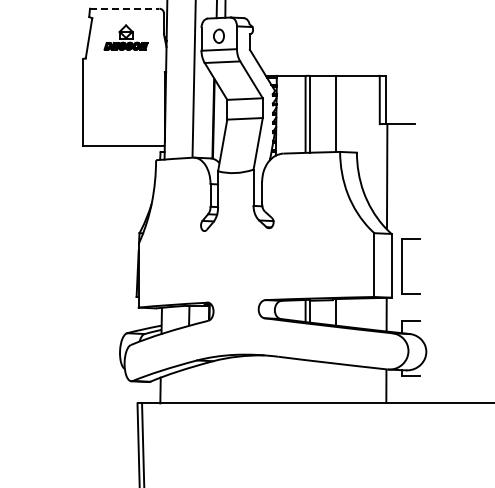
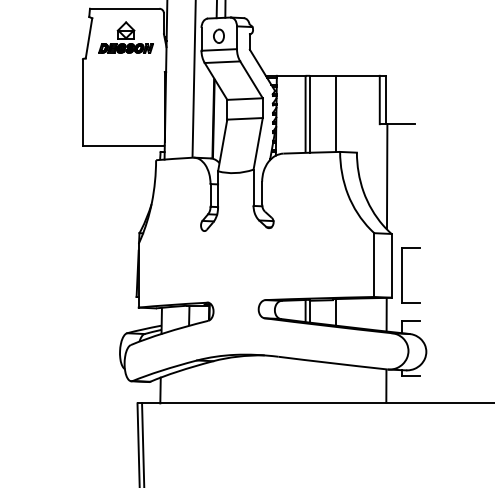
line: dashed -> solid (124, 8)
part size: 46x27 px -> 56x33 px (125, 37)
part position: (402, 266) -> (402, 275) (402, 275)
